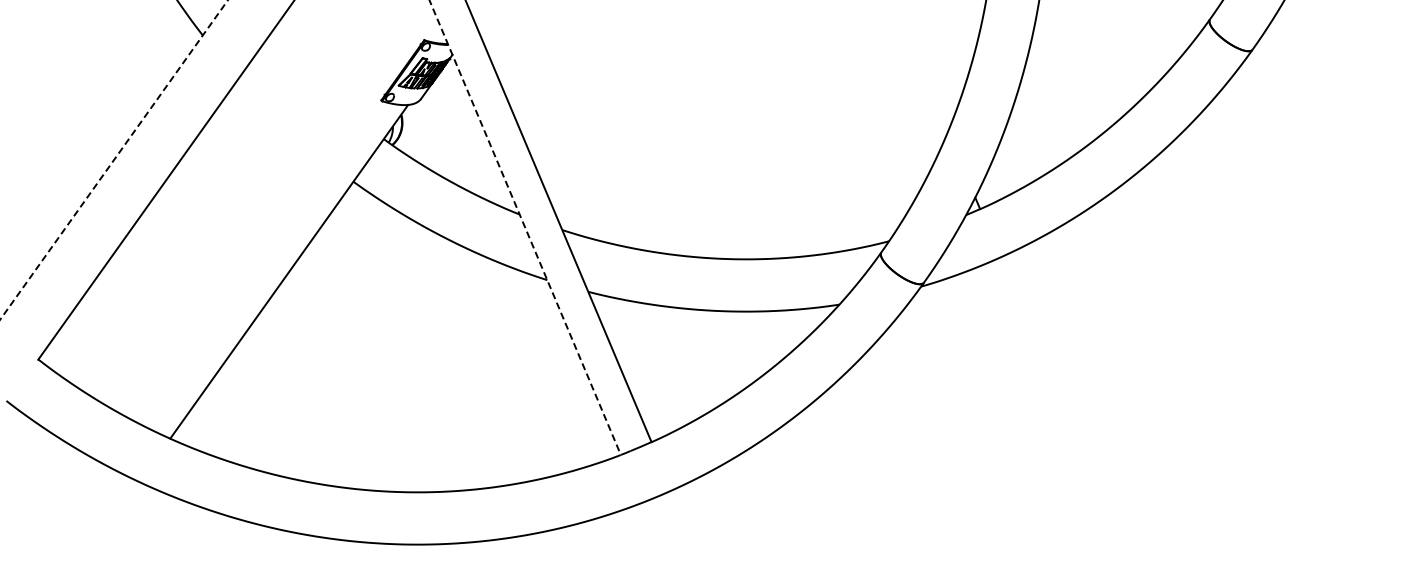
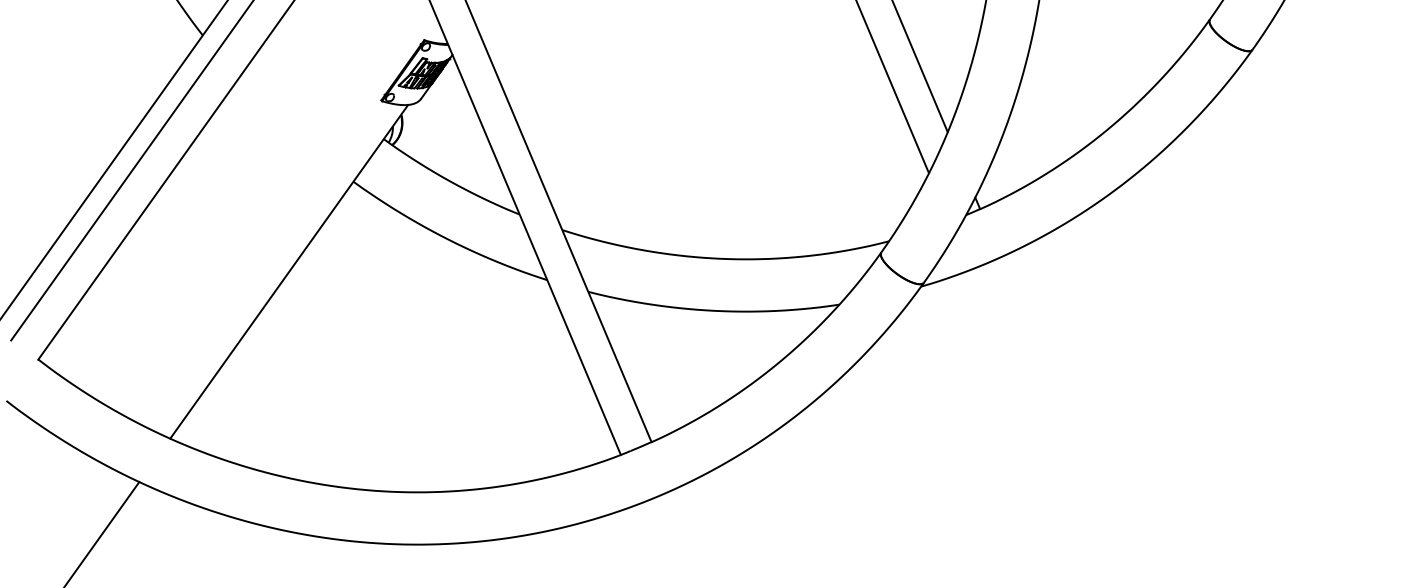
line: none -> present (920, 67)
line: none -> present (892, 87)
line: dashed -> solid (113, 160)
line: none -> present (131, 171)
line: dashed -> solid (525, 227)
line: none -> present (102, 533)
